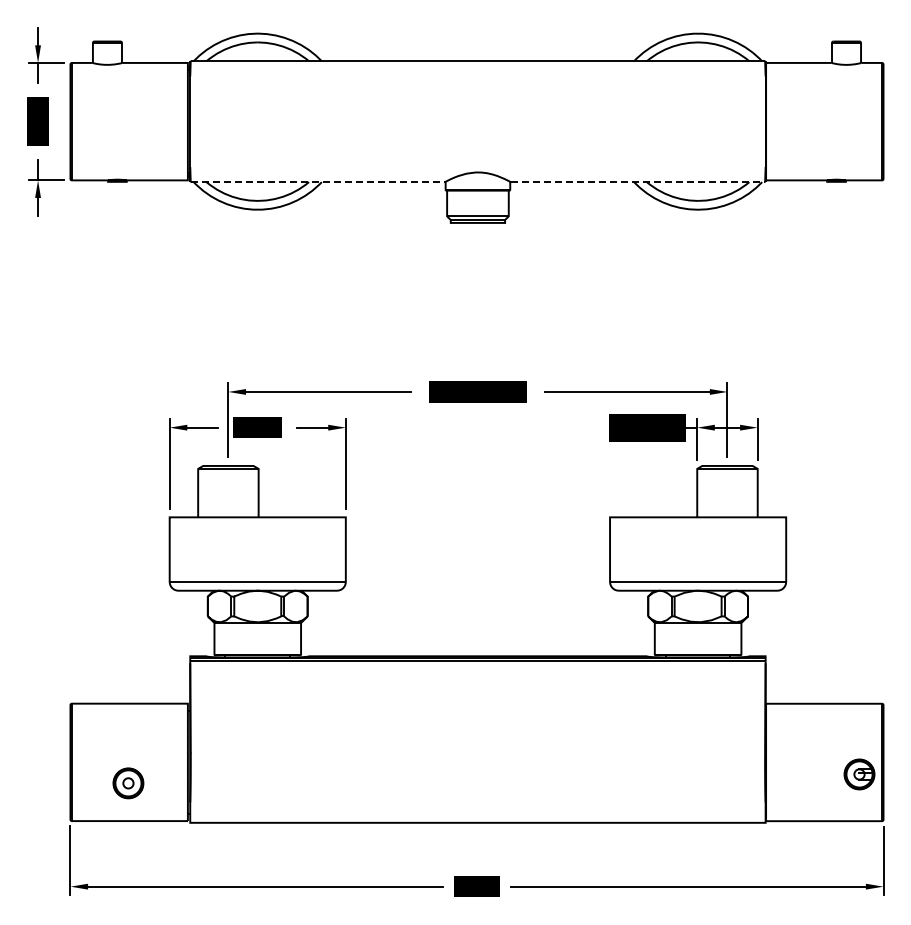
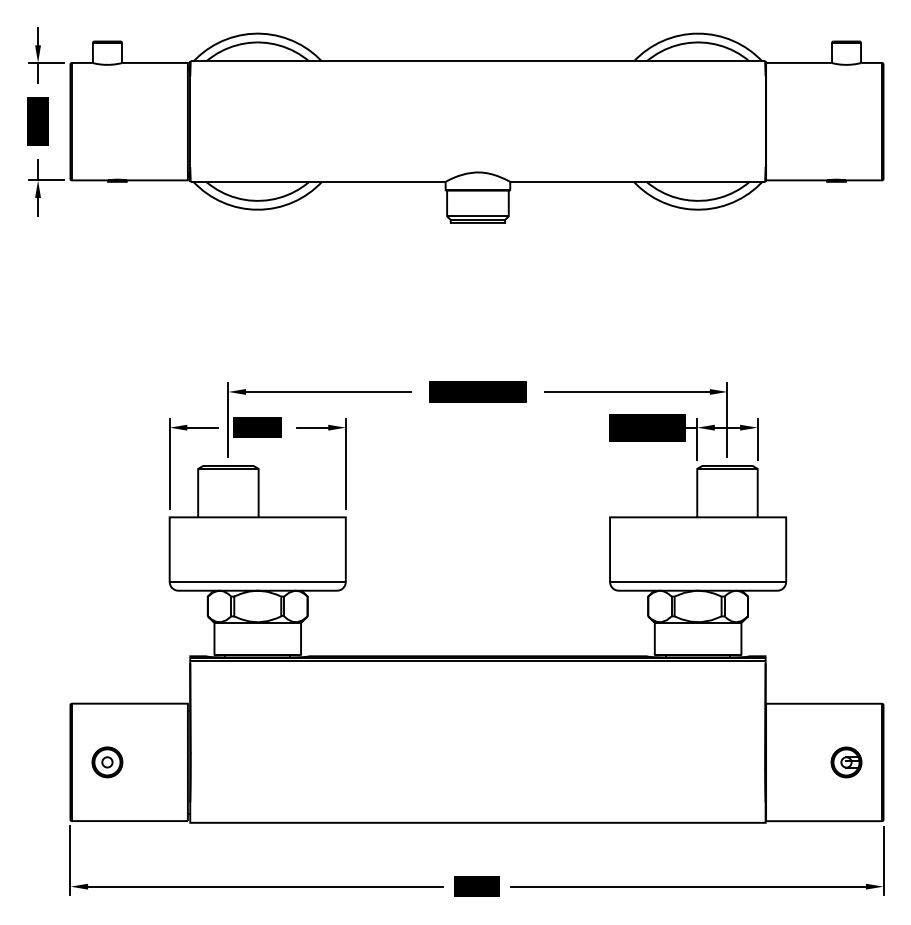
line: dashed -> solid (318, 182)
line: dashed -> solid (638, 182)
part position: (859, 774) -> (846, 762) (846, 762)
part position: (128, 783) -> (107, 762) (107, 762)
